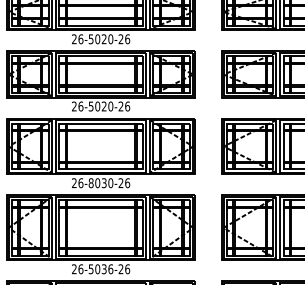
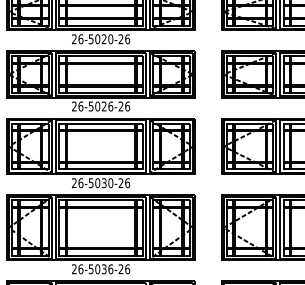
text: 26-5020-26 -> 26-5026-26 (110, 105)
text: 26-8030-26 -> 26-5030-26 (90, 183)
